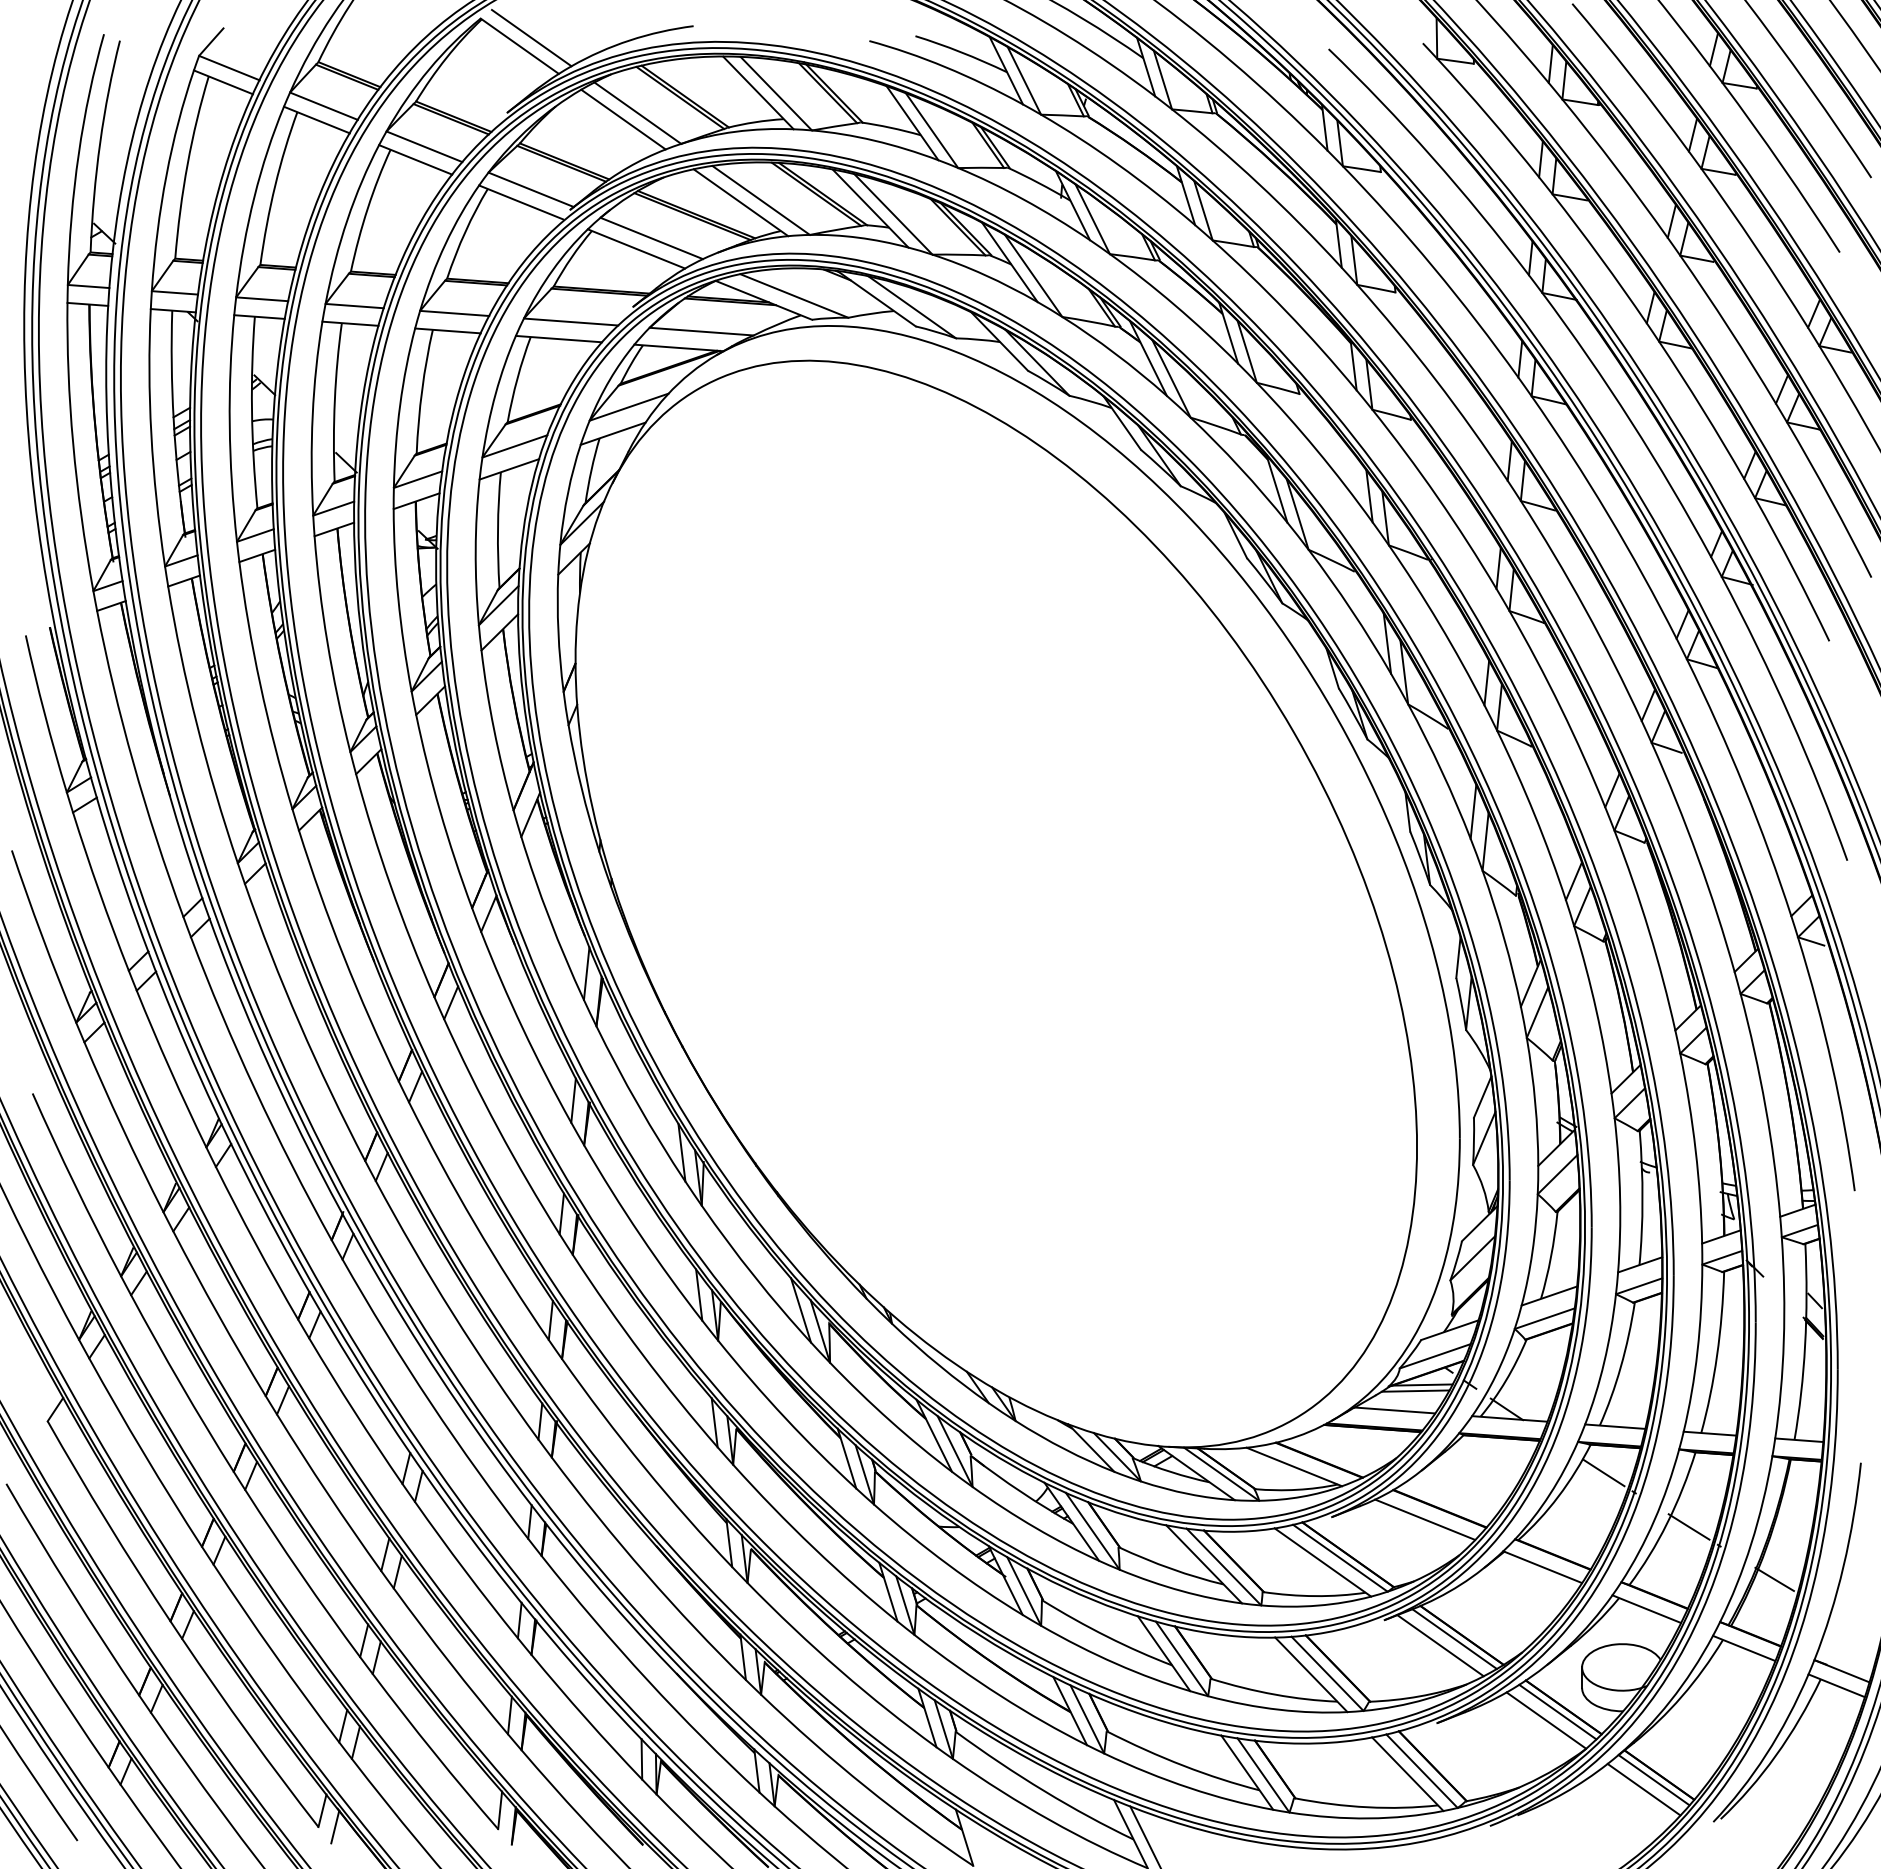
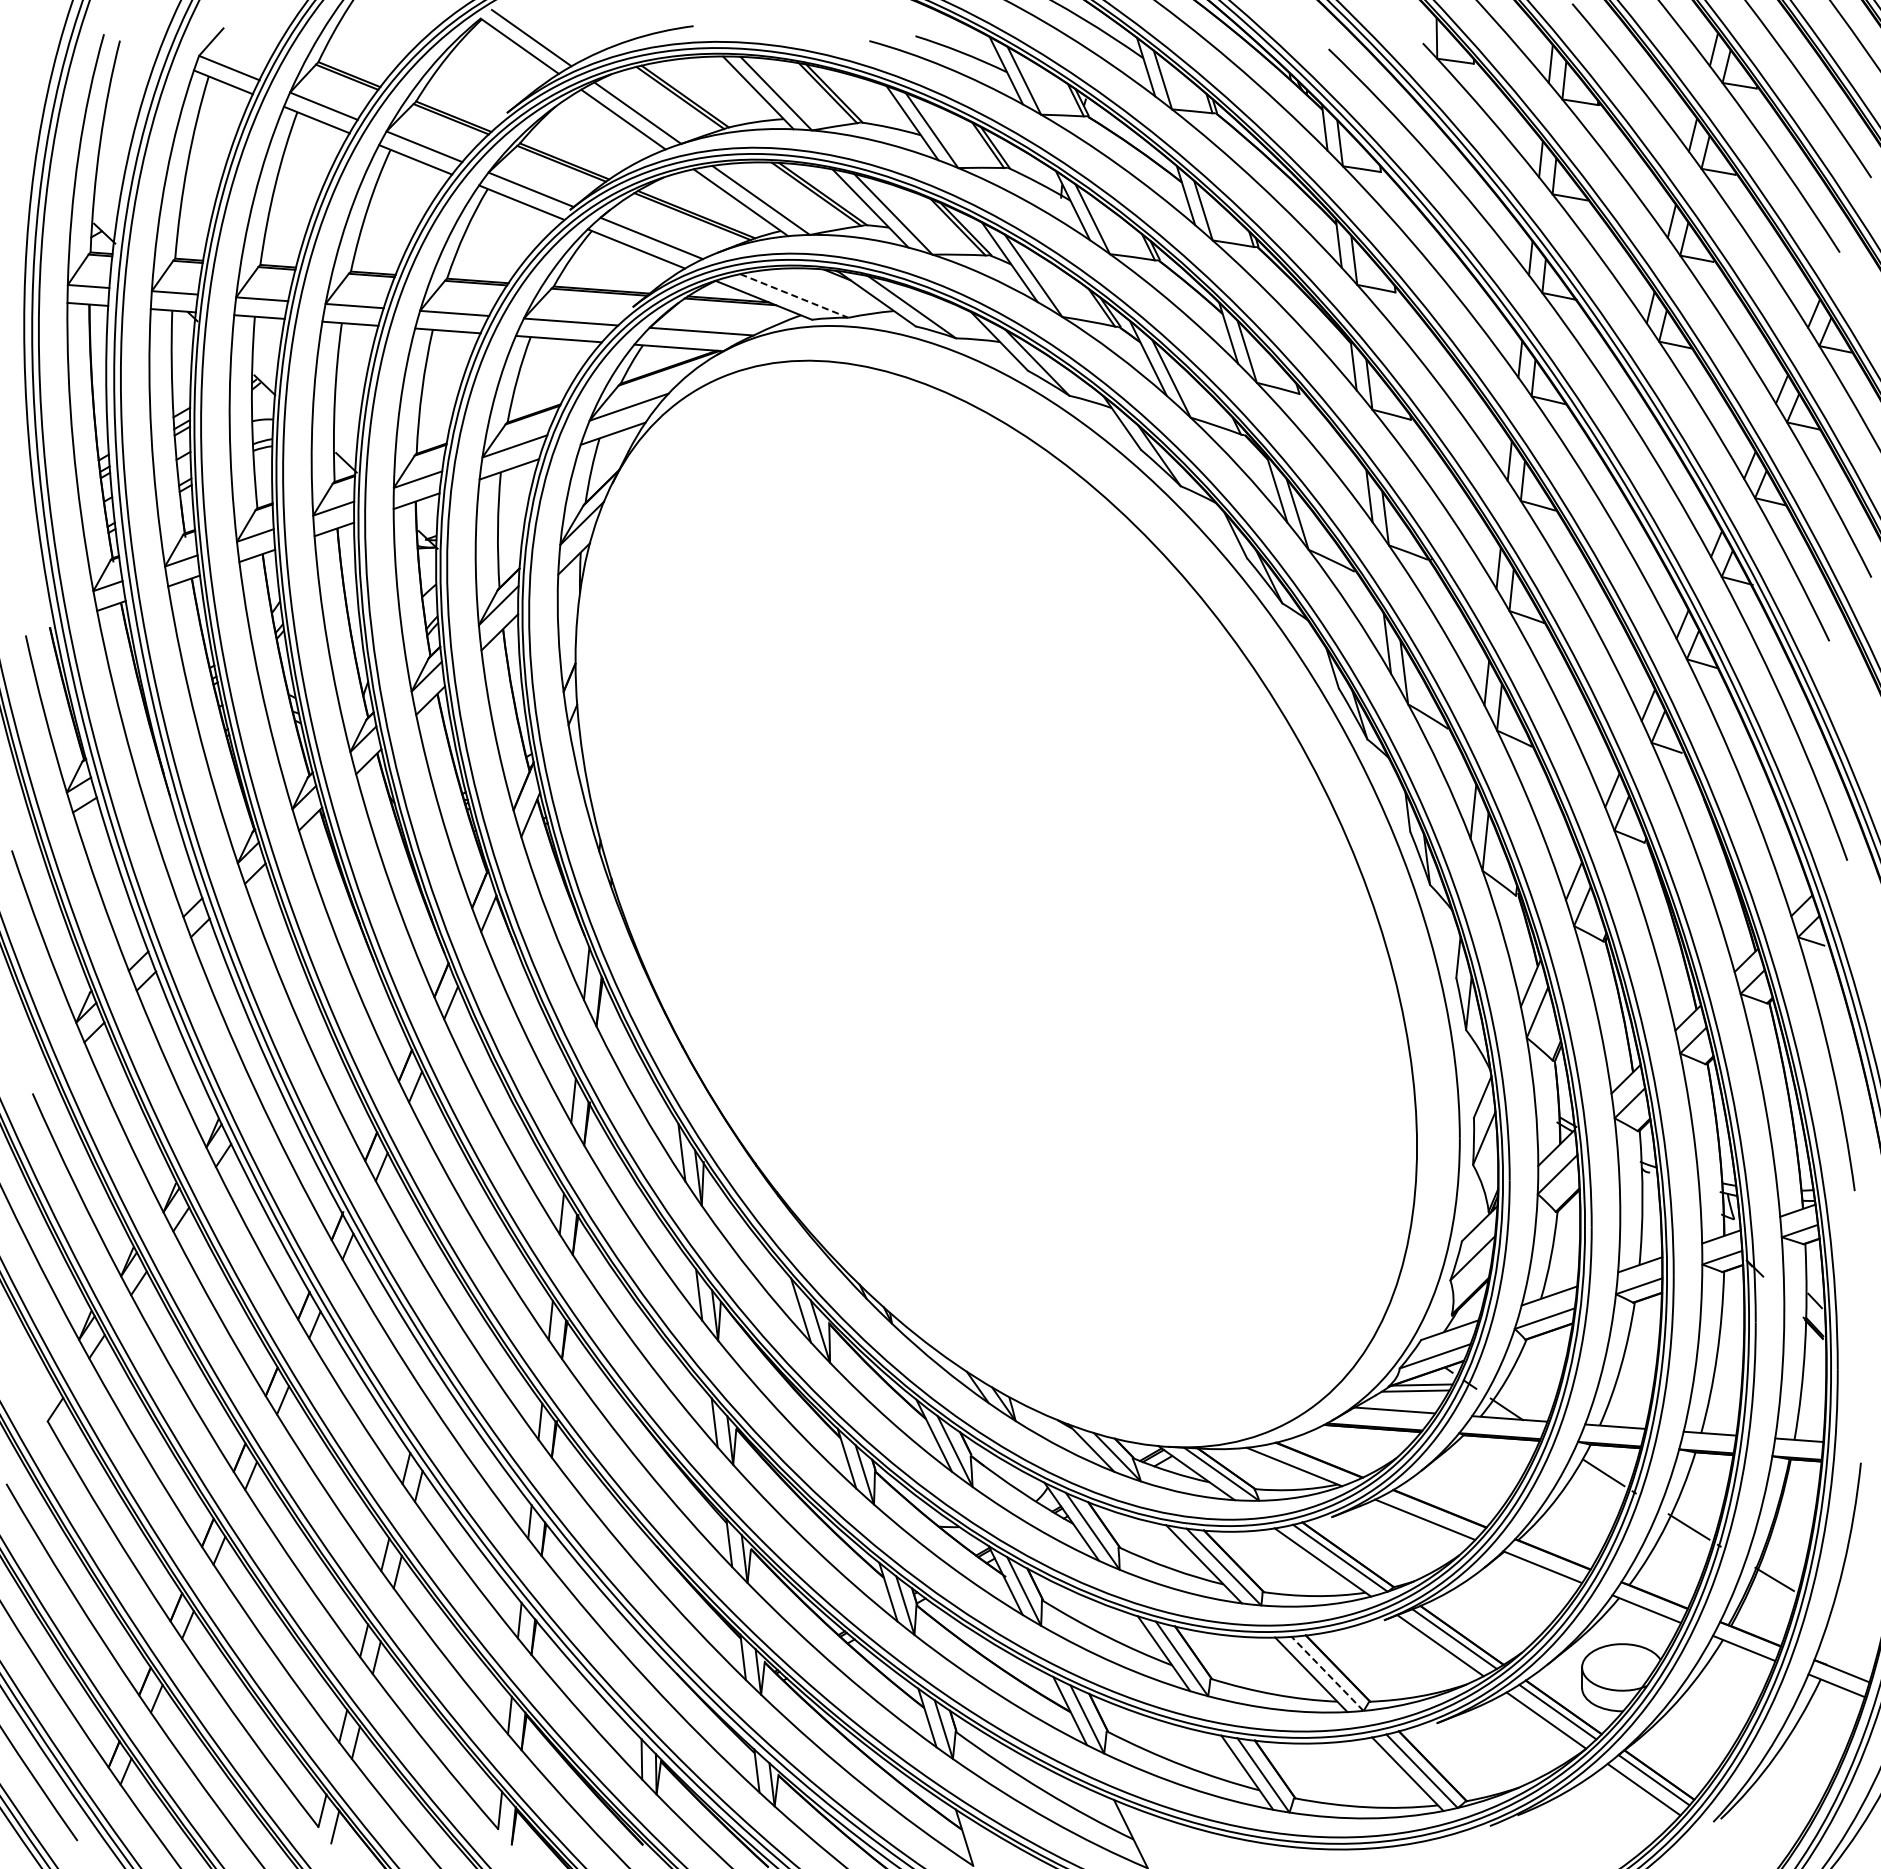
line: solid -> dashed (794, 296)
line: solid -> dashed (1327, 1673)
line: present -> none (1144, 1835)
